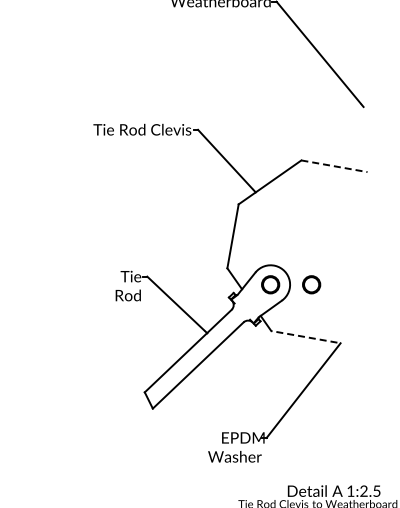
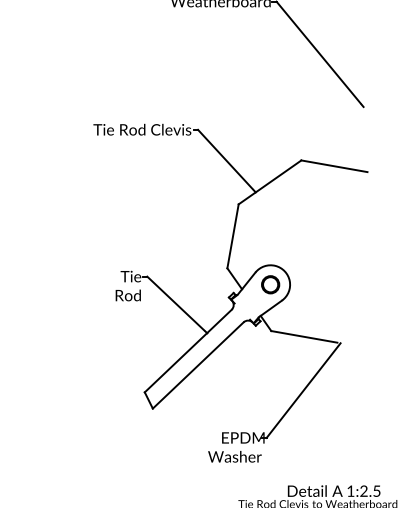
line: dashed -> solid (334, 166)
circle: present -> none (311, 284)
line: dashed -> solid (304, 336)
